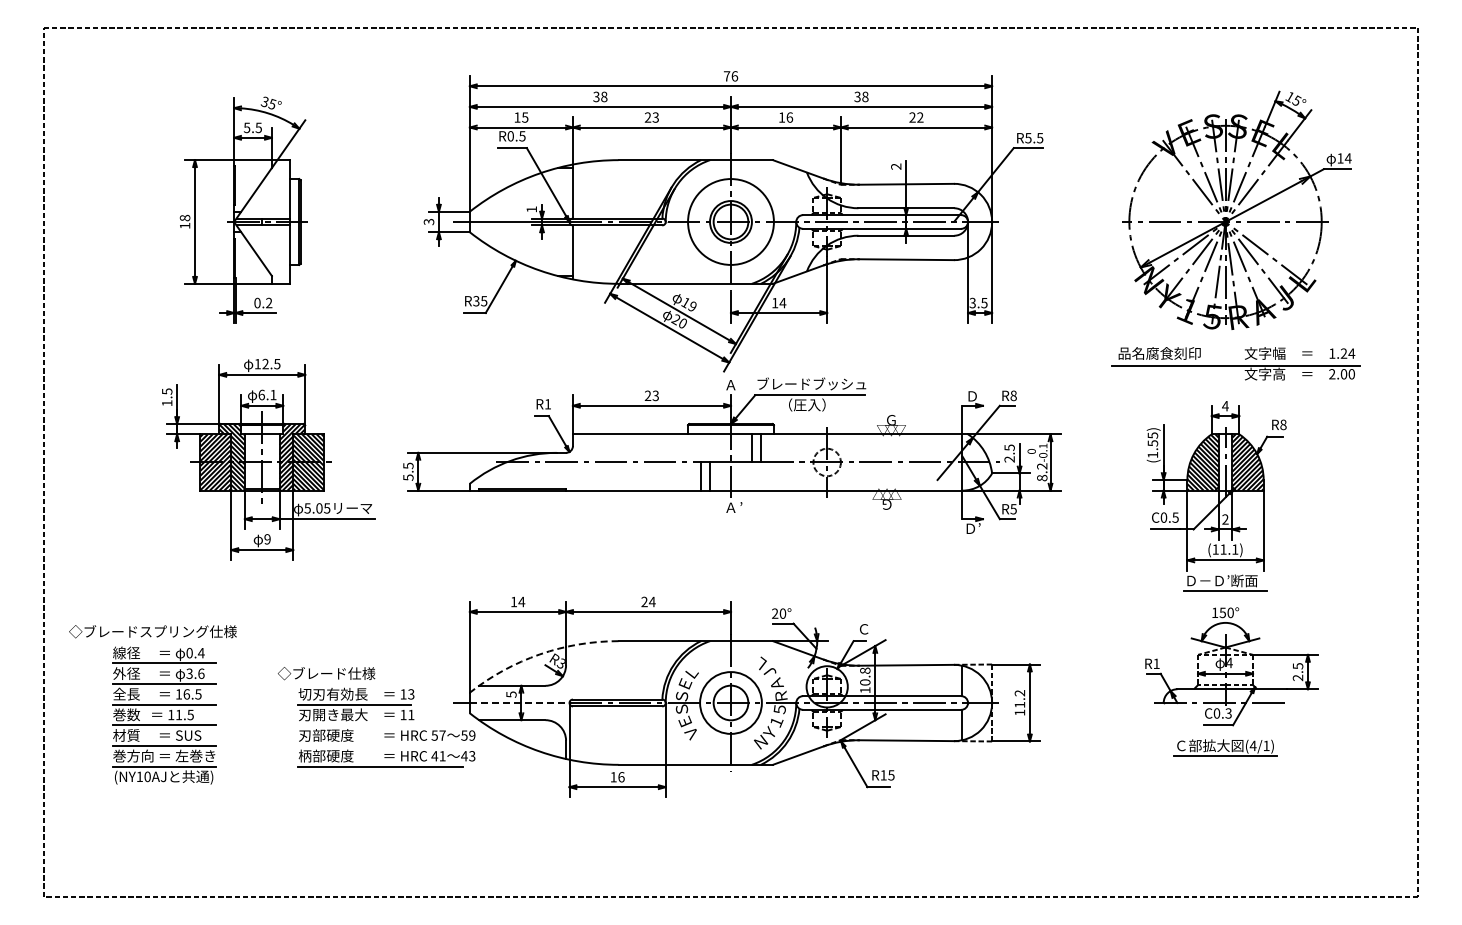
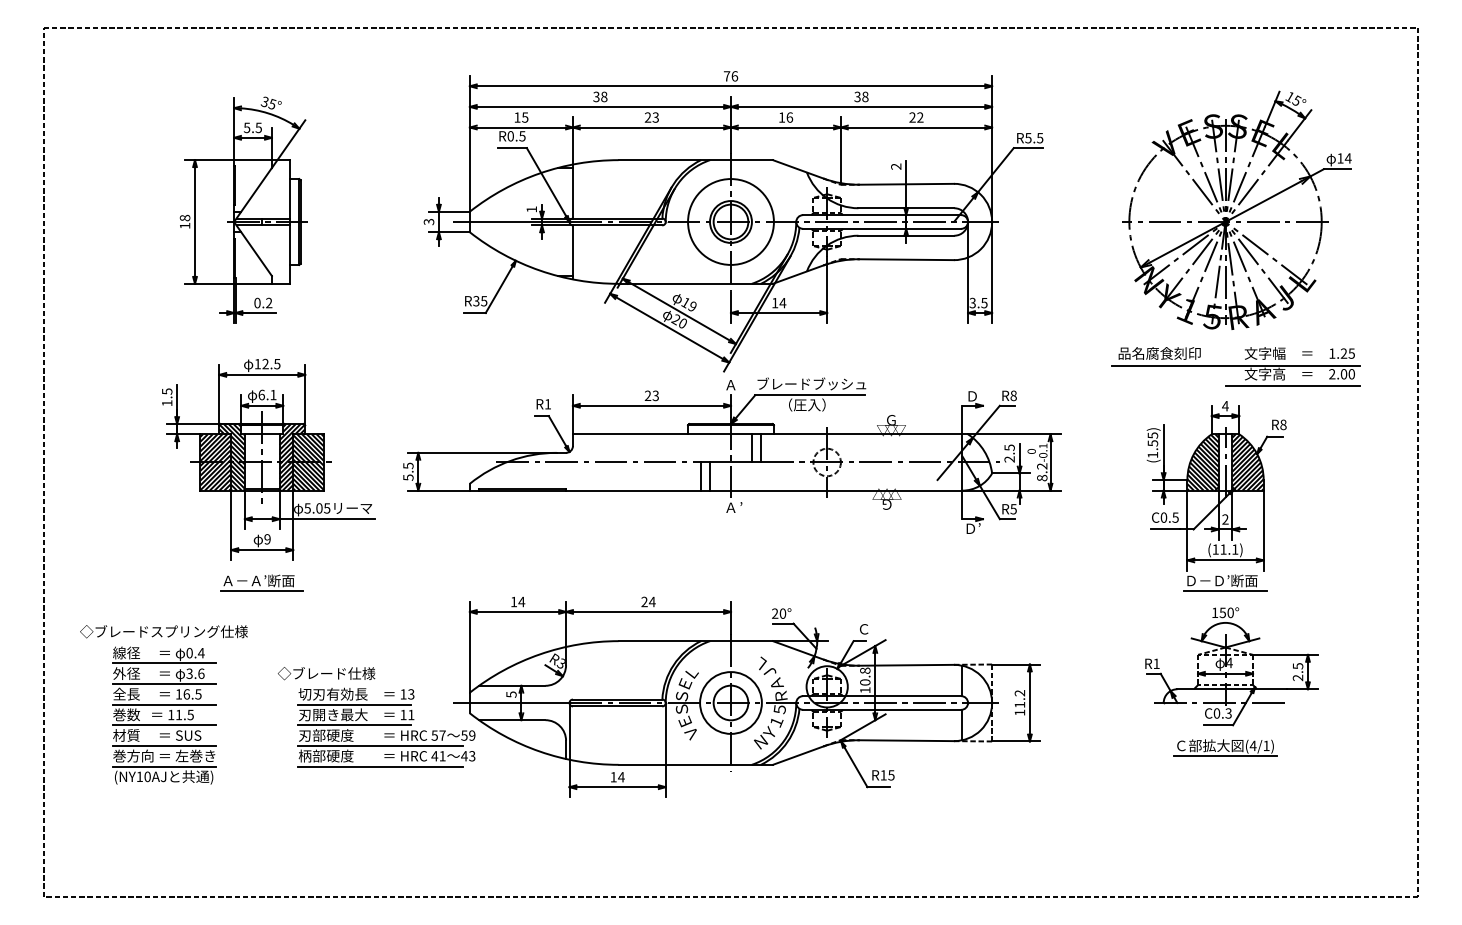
text: 1.24 -> 1.25 (1351, 353)
line: none -> present (1292, 386)
part: none -> present (261, 582)
text position: (152, 631) -> (163, 631) (163, 631)
arc: dashed -> solid (539, 654)
line: dashed -> solid (519, 702)
line: none -> present (354, 725)
line: none -> present (380, 745)
text: 16 -> 14 (621, 777)
